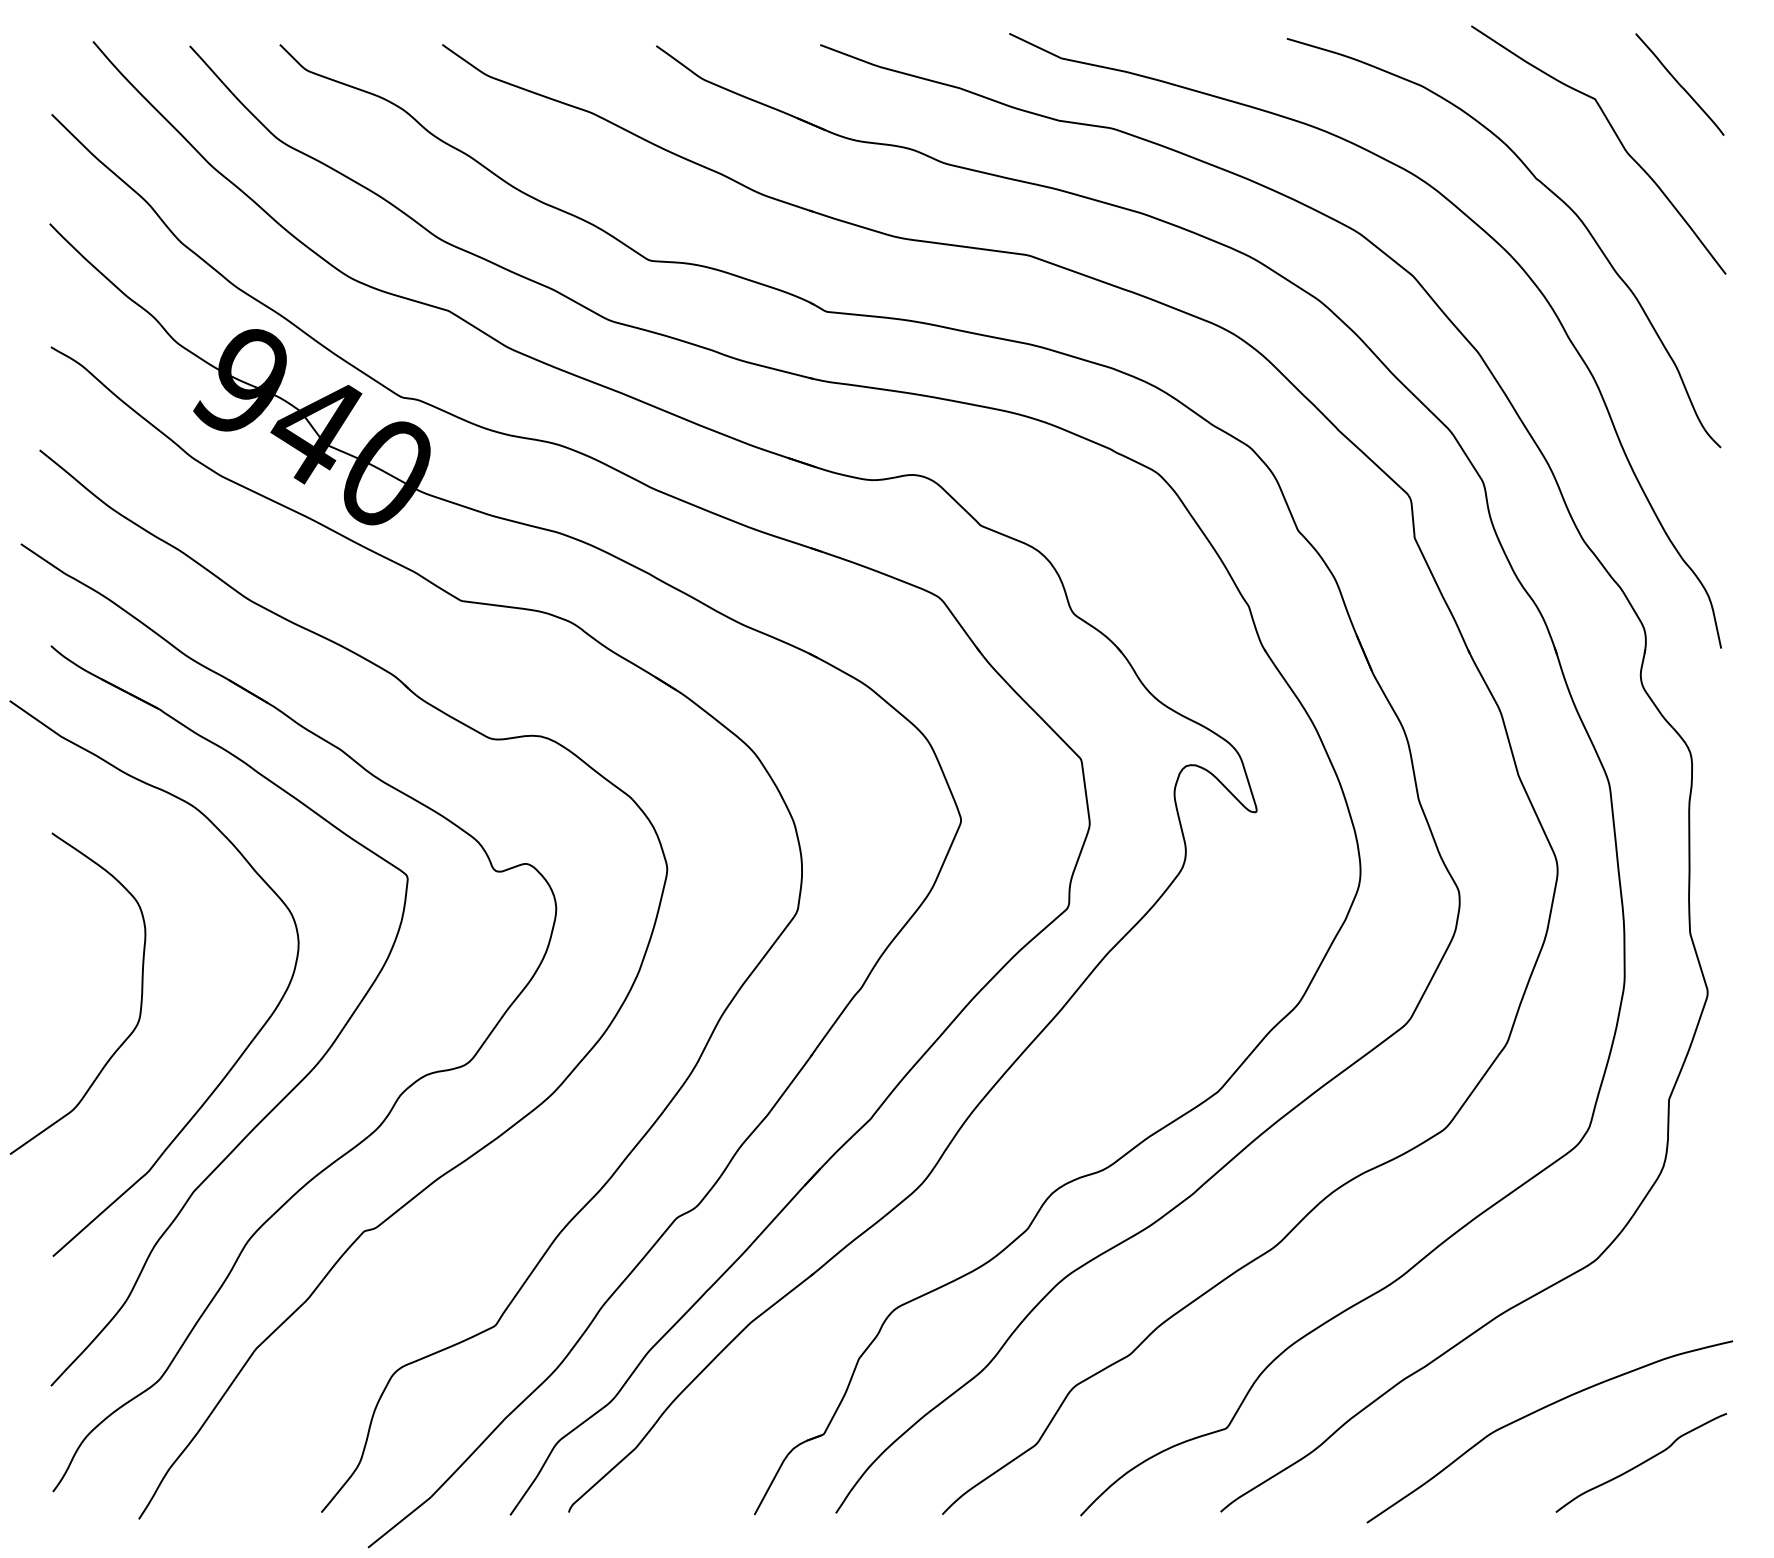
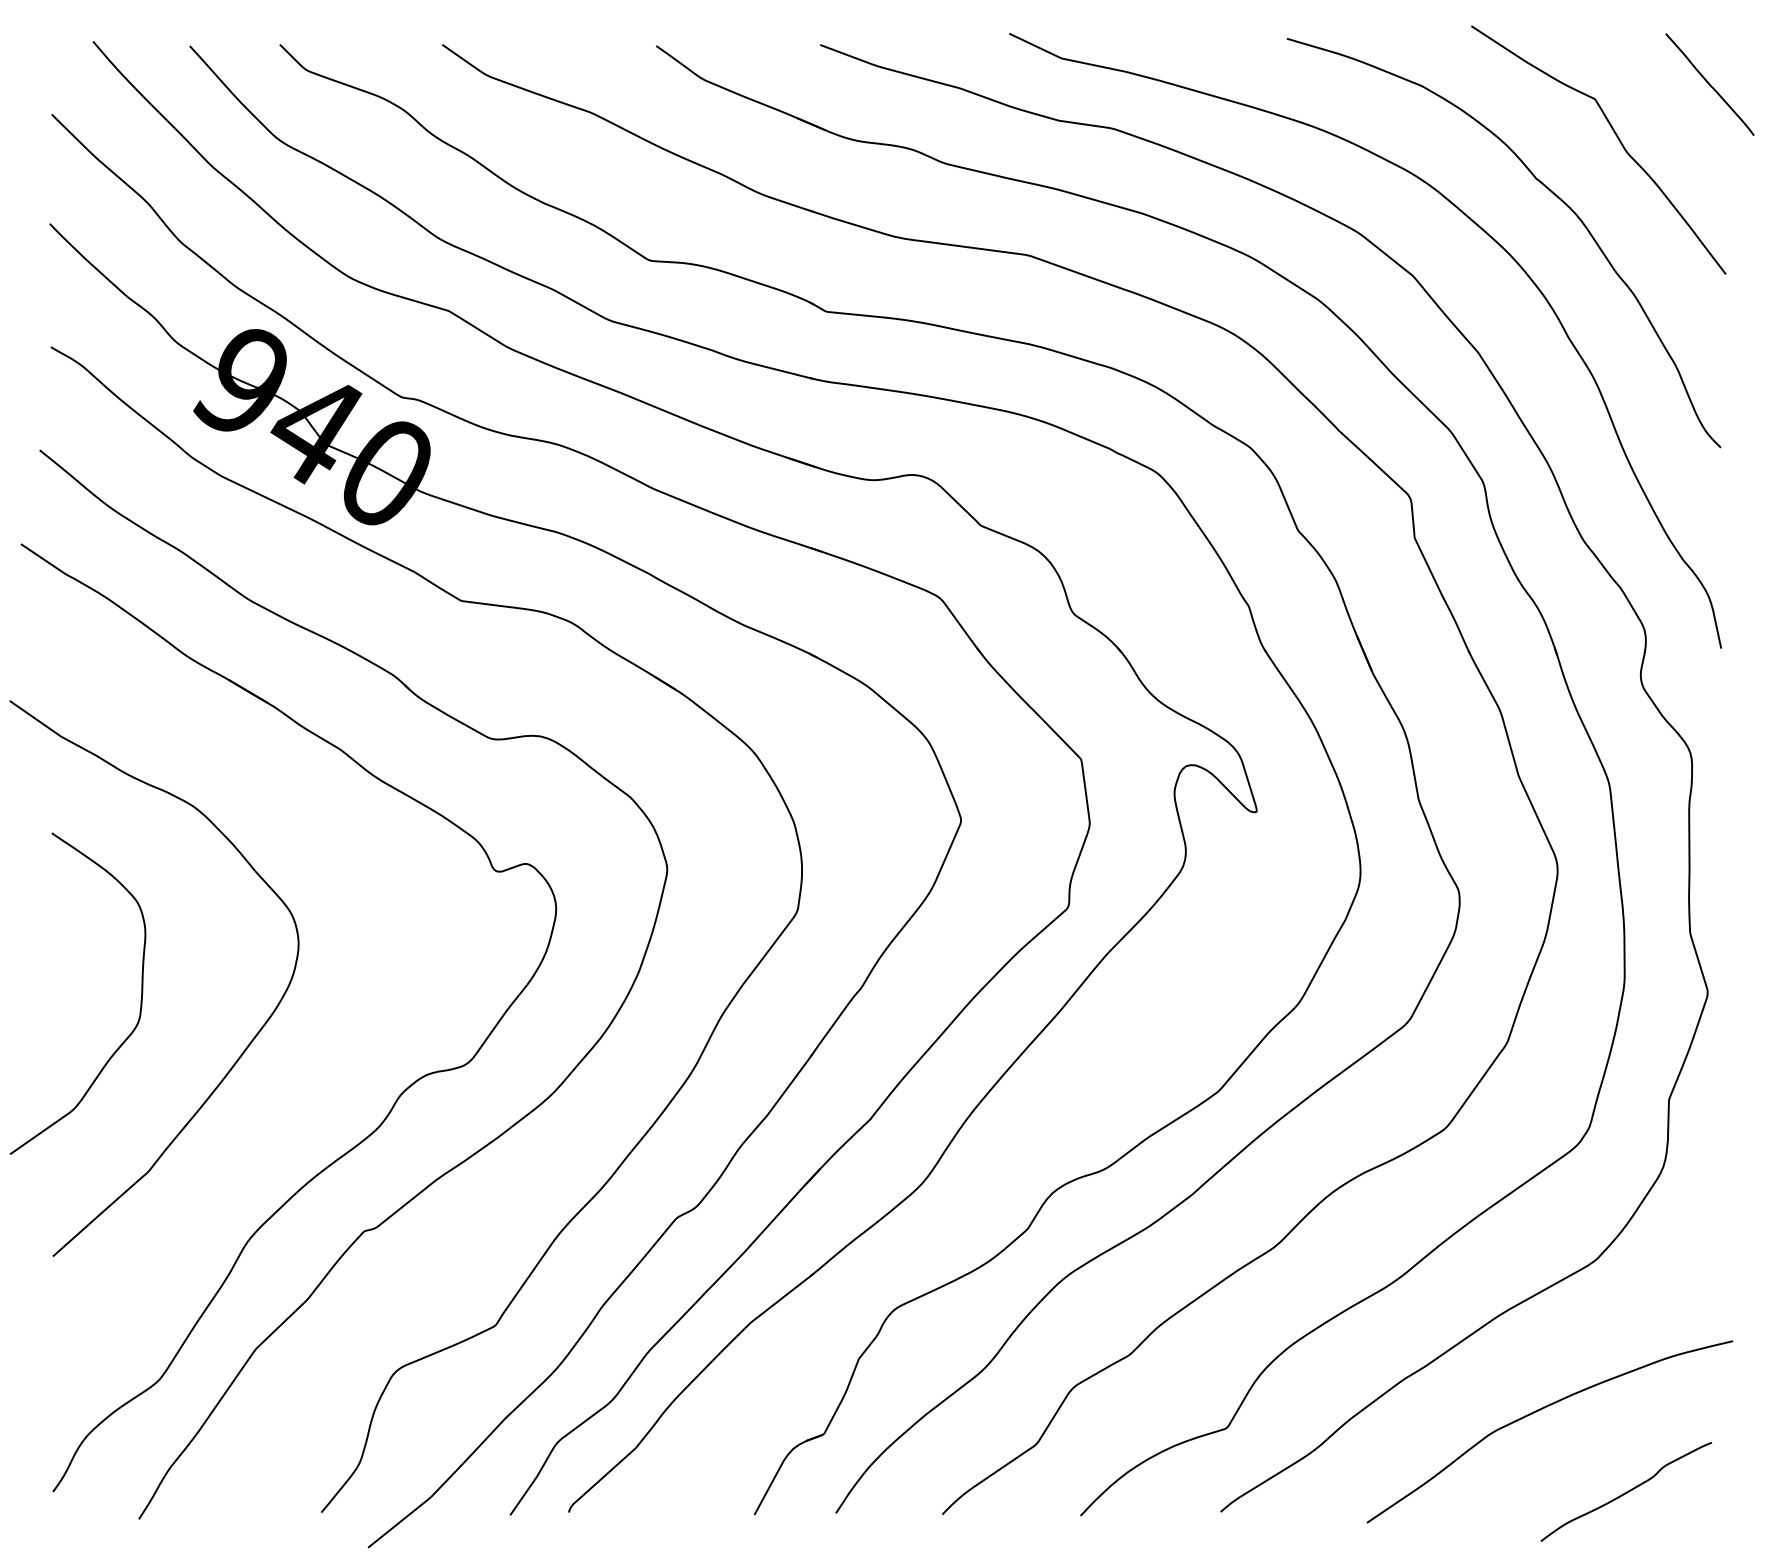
line position: (1679, 84) -> (1709, 84) (1709, 84)
part: present -> none (297, 1083)
curve position: (1641, 1462) -> (1626, 1491) (1626, 1491)
